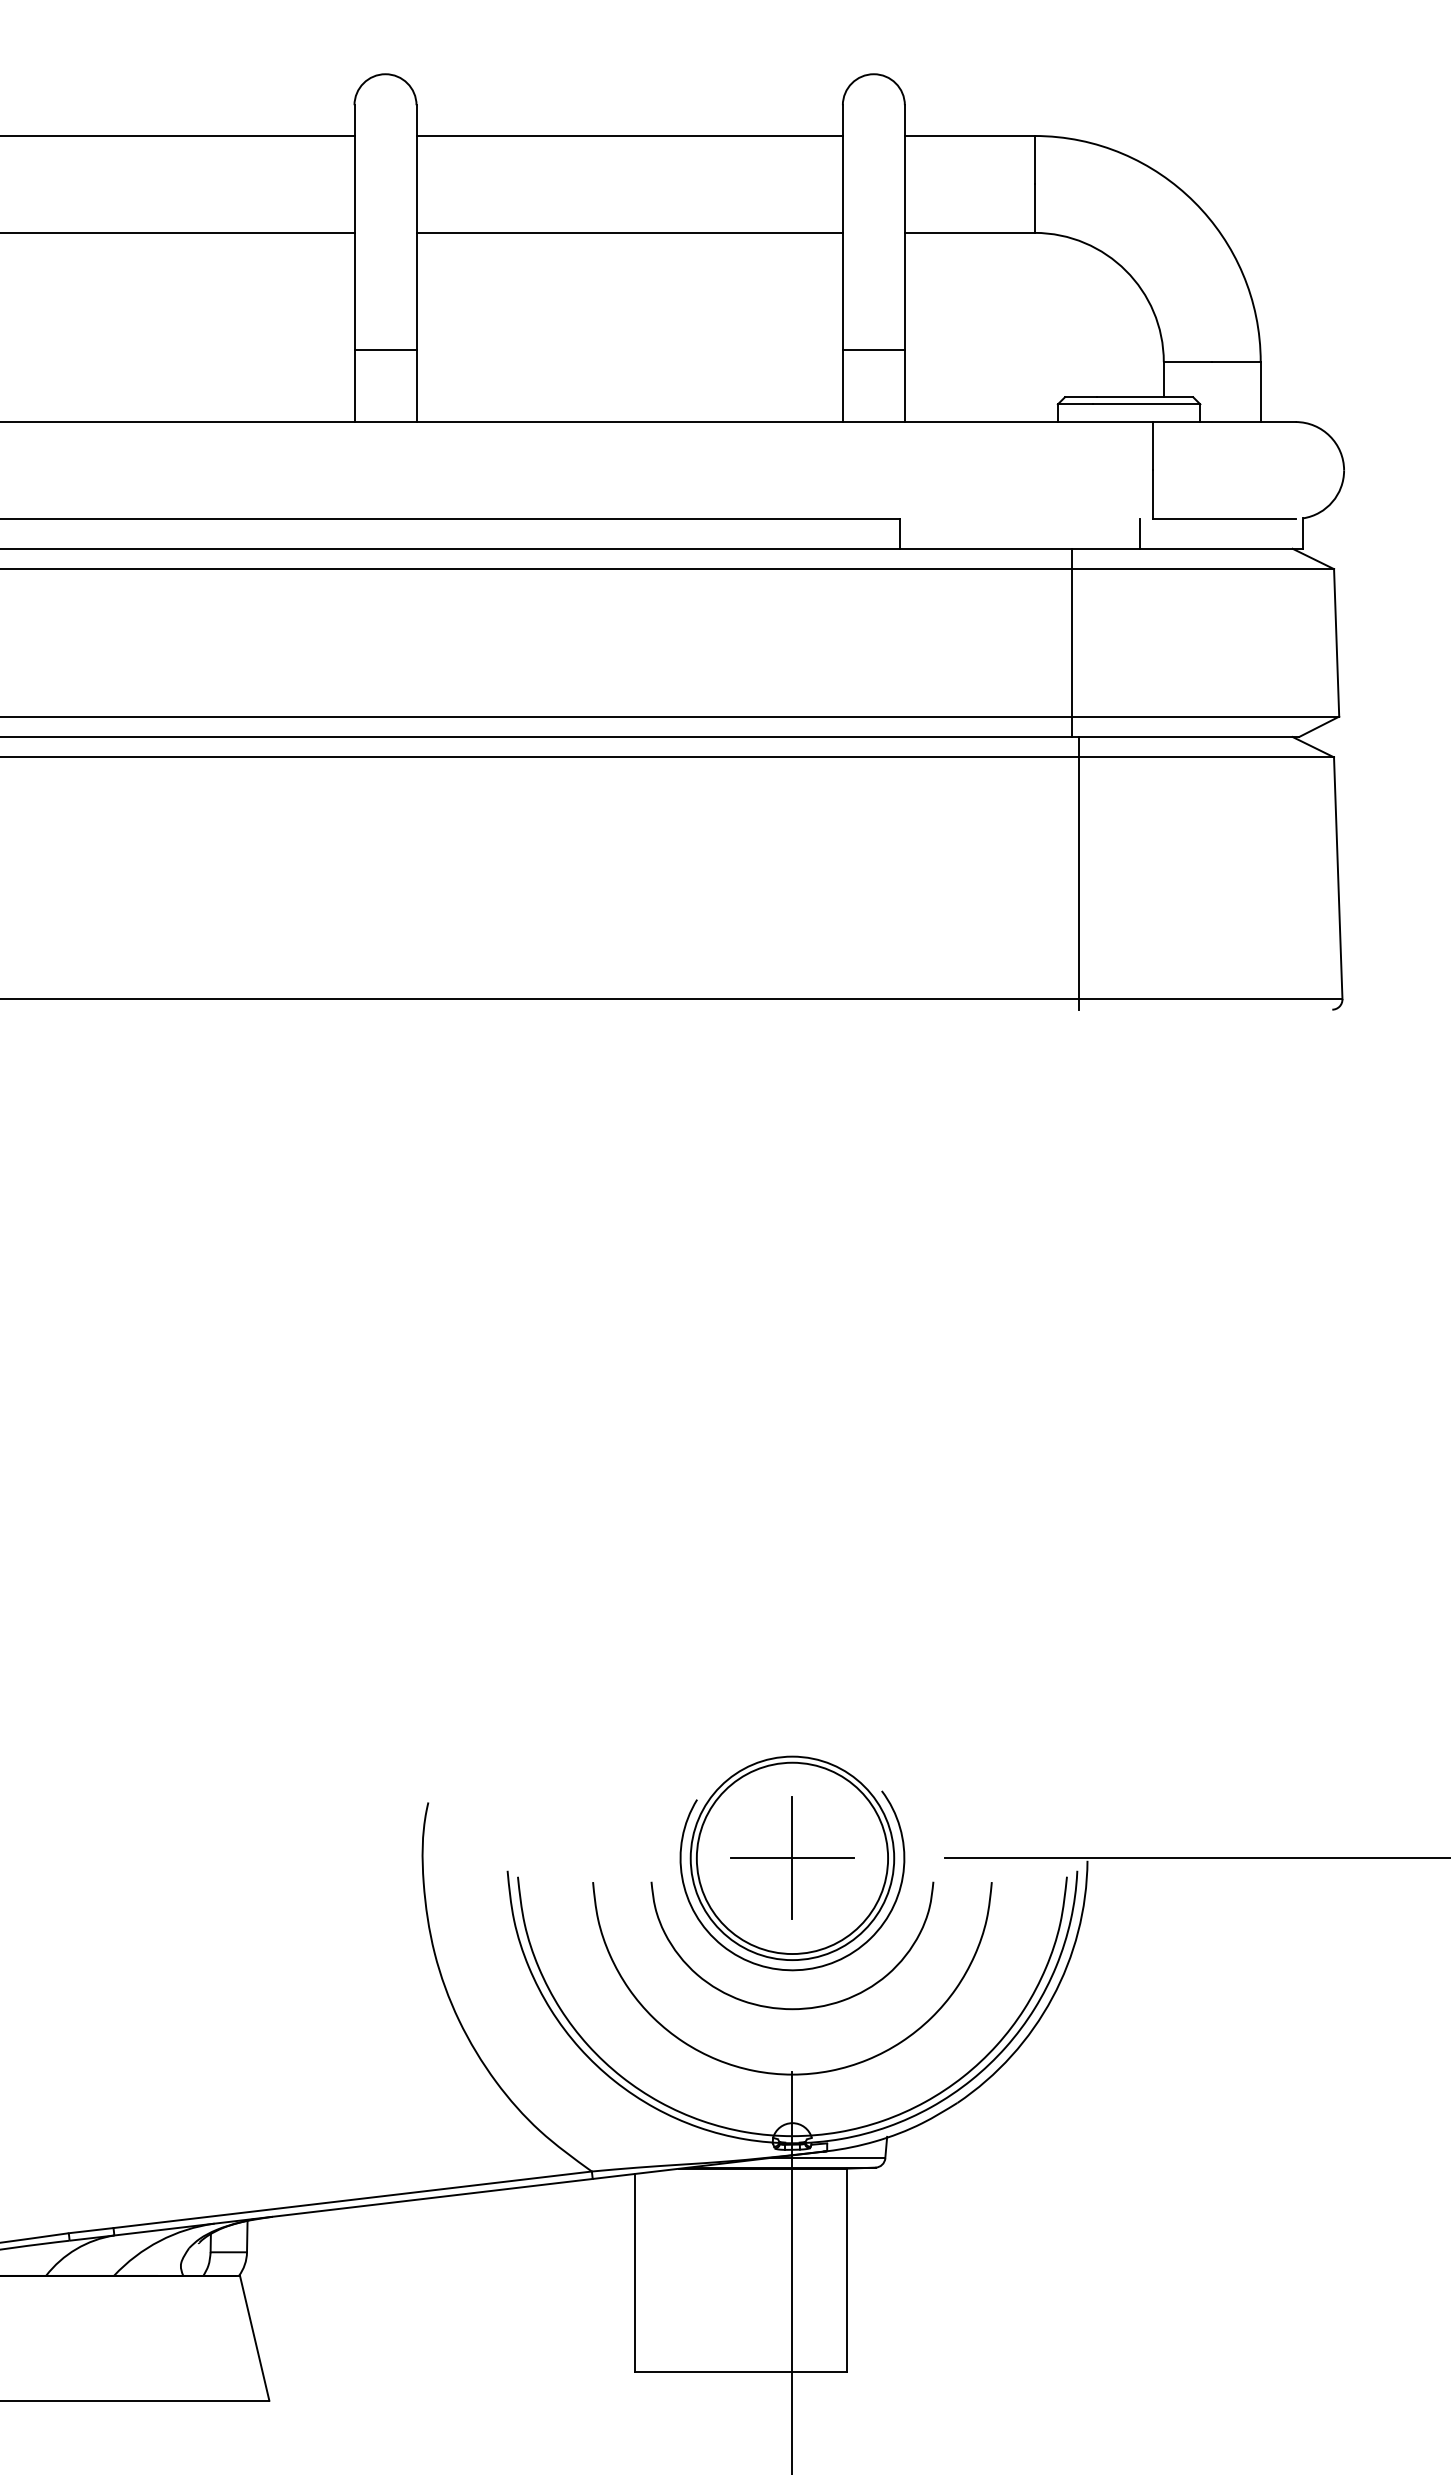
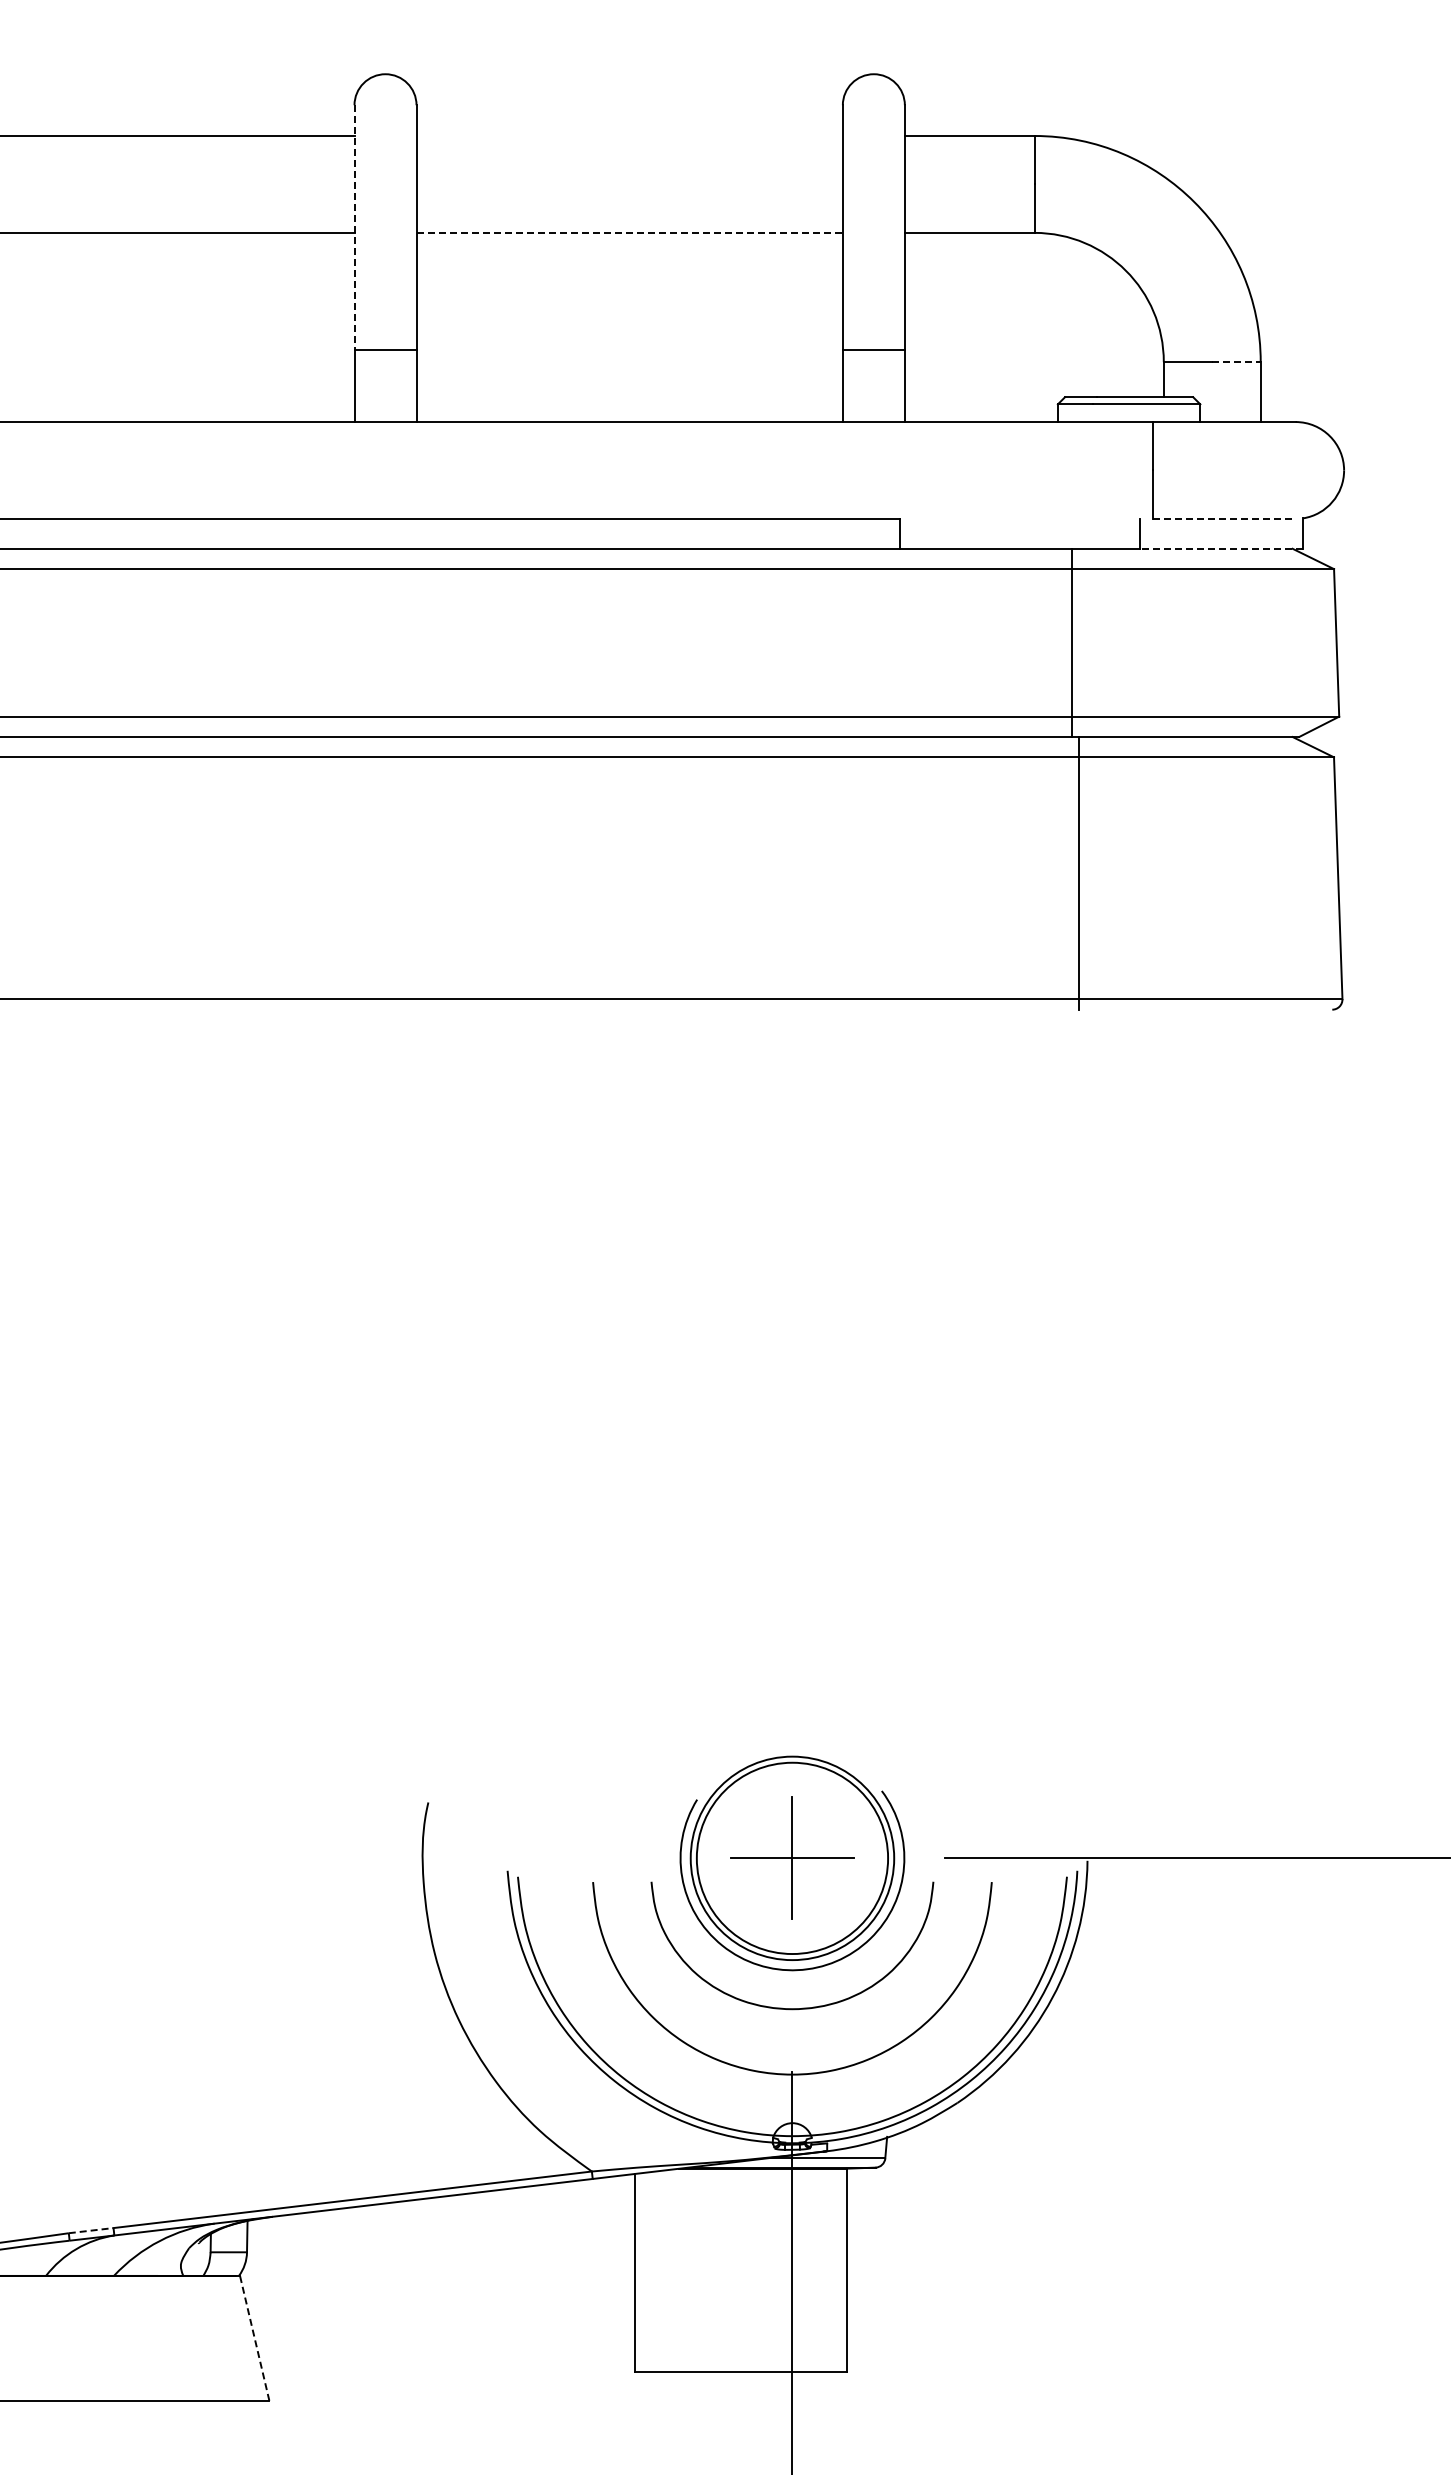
line: present -> none (629, 136)
line: solid -> dashed (354, 228)
line: solid -> dashed (630, 232)
line: solid -> dashed (1236, 362)
line: solid -> dashed (1224, 518)
line: solid -> dashed (1221, 548)
line: solid -> dashed (91, 2230)
line: solid -> dashed (254, 2337)
